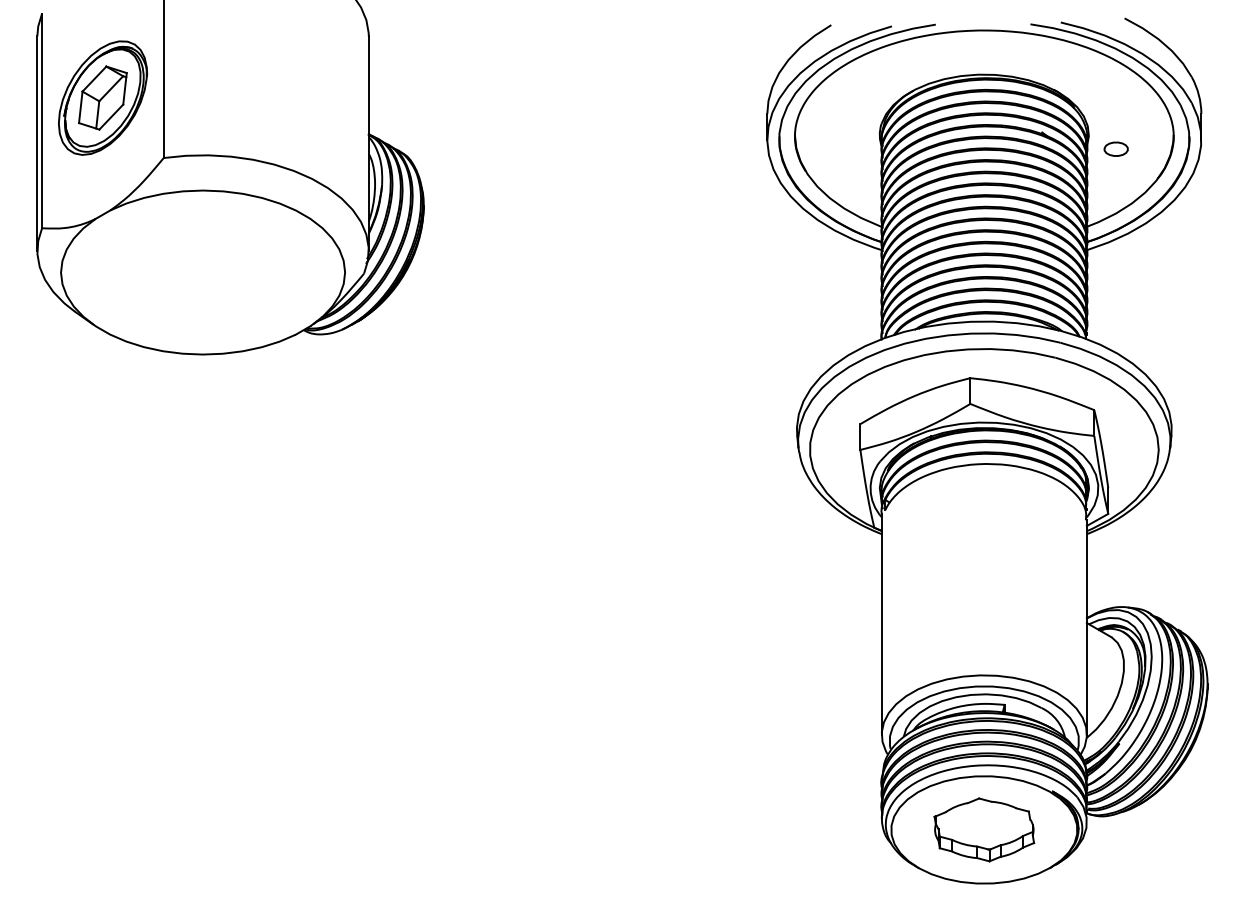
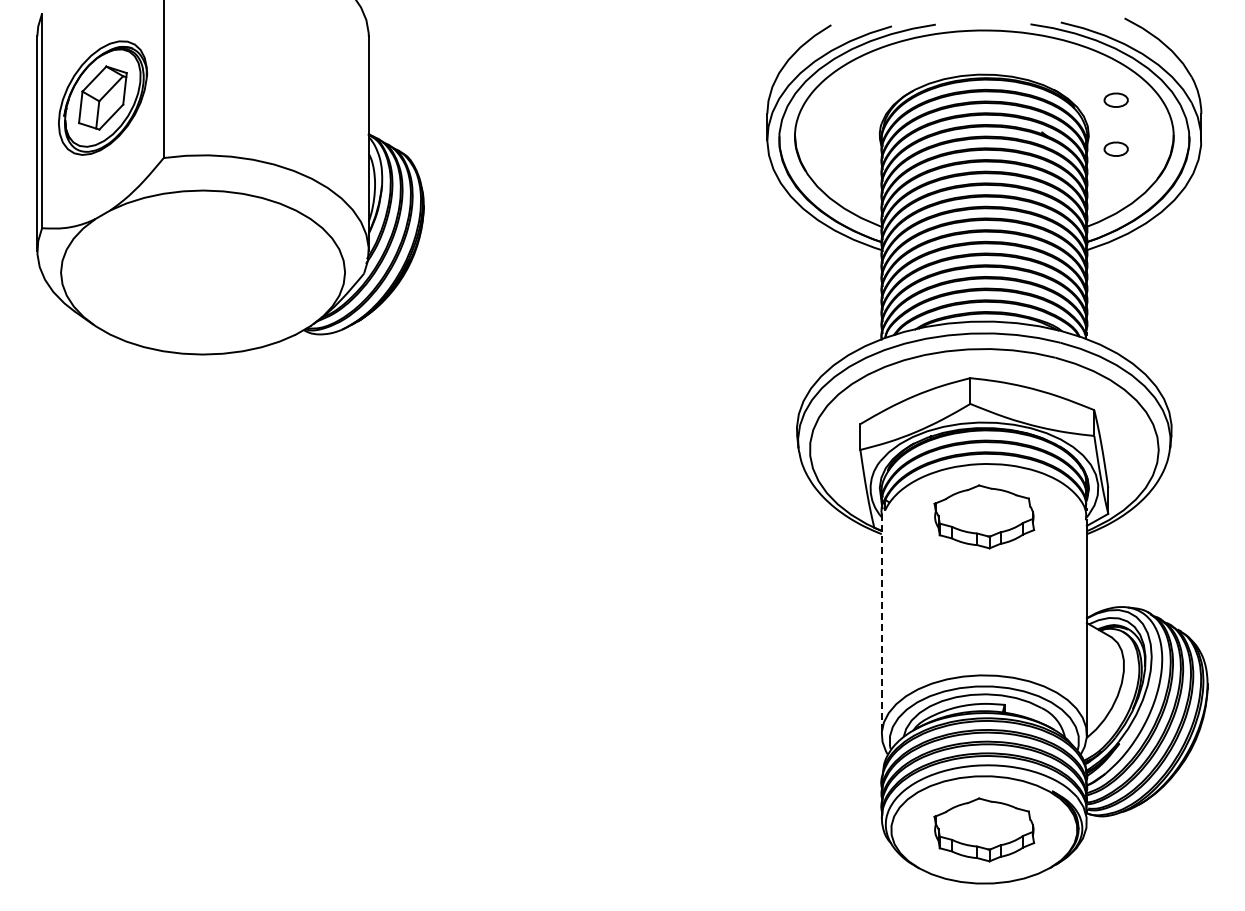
part: none -> present (1115, 99)
part: none -> present (984, 516)
line: solid -> dashed (881, 625)
